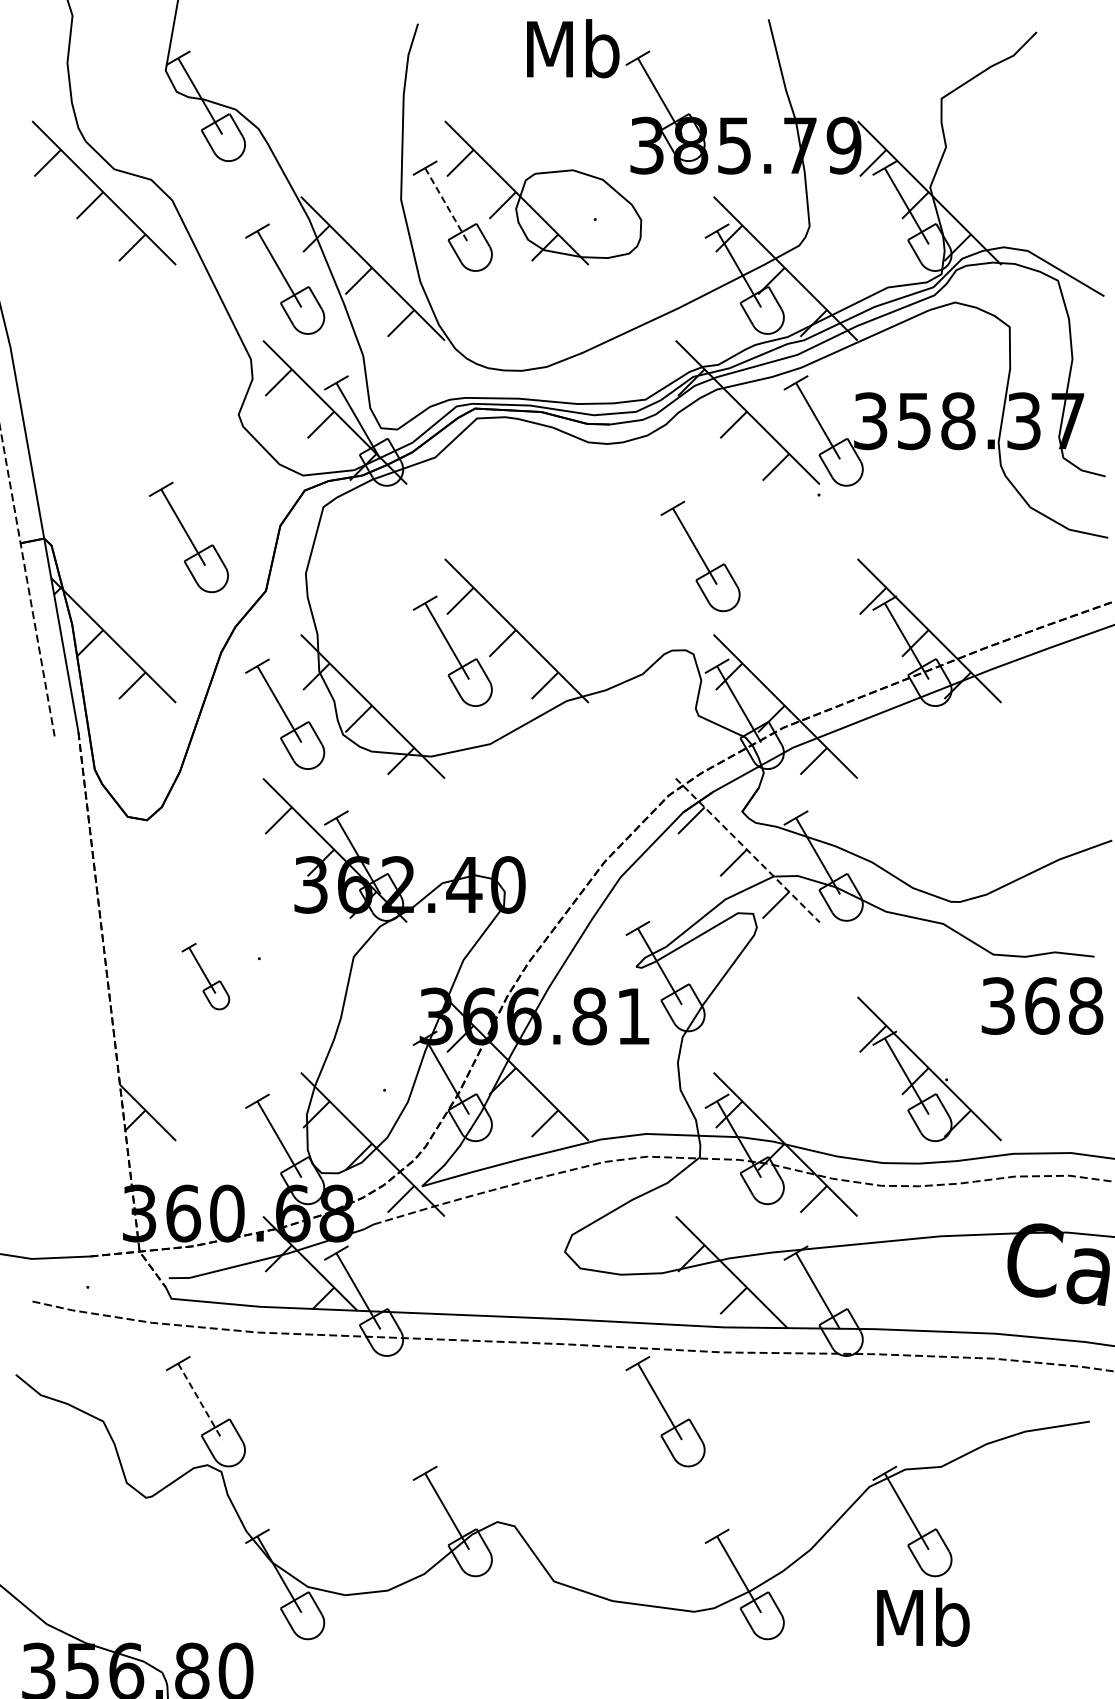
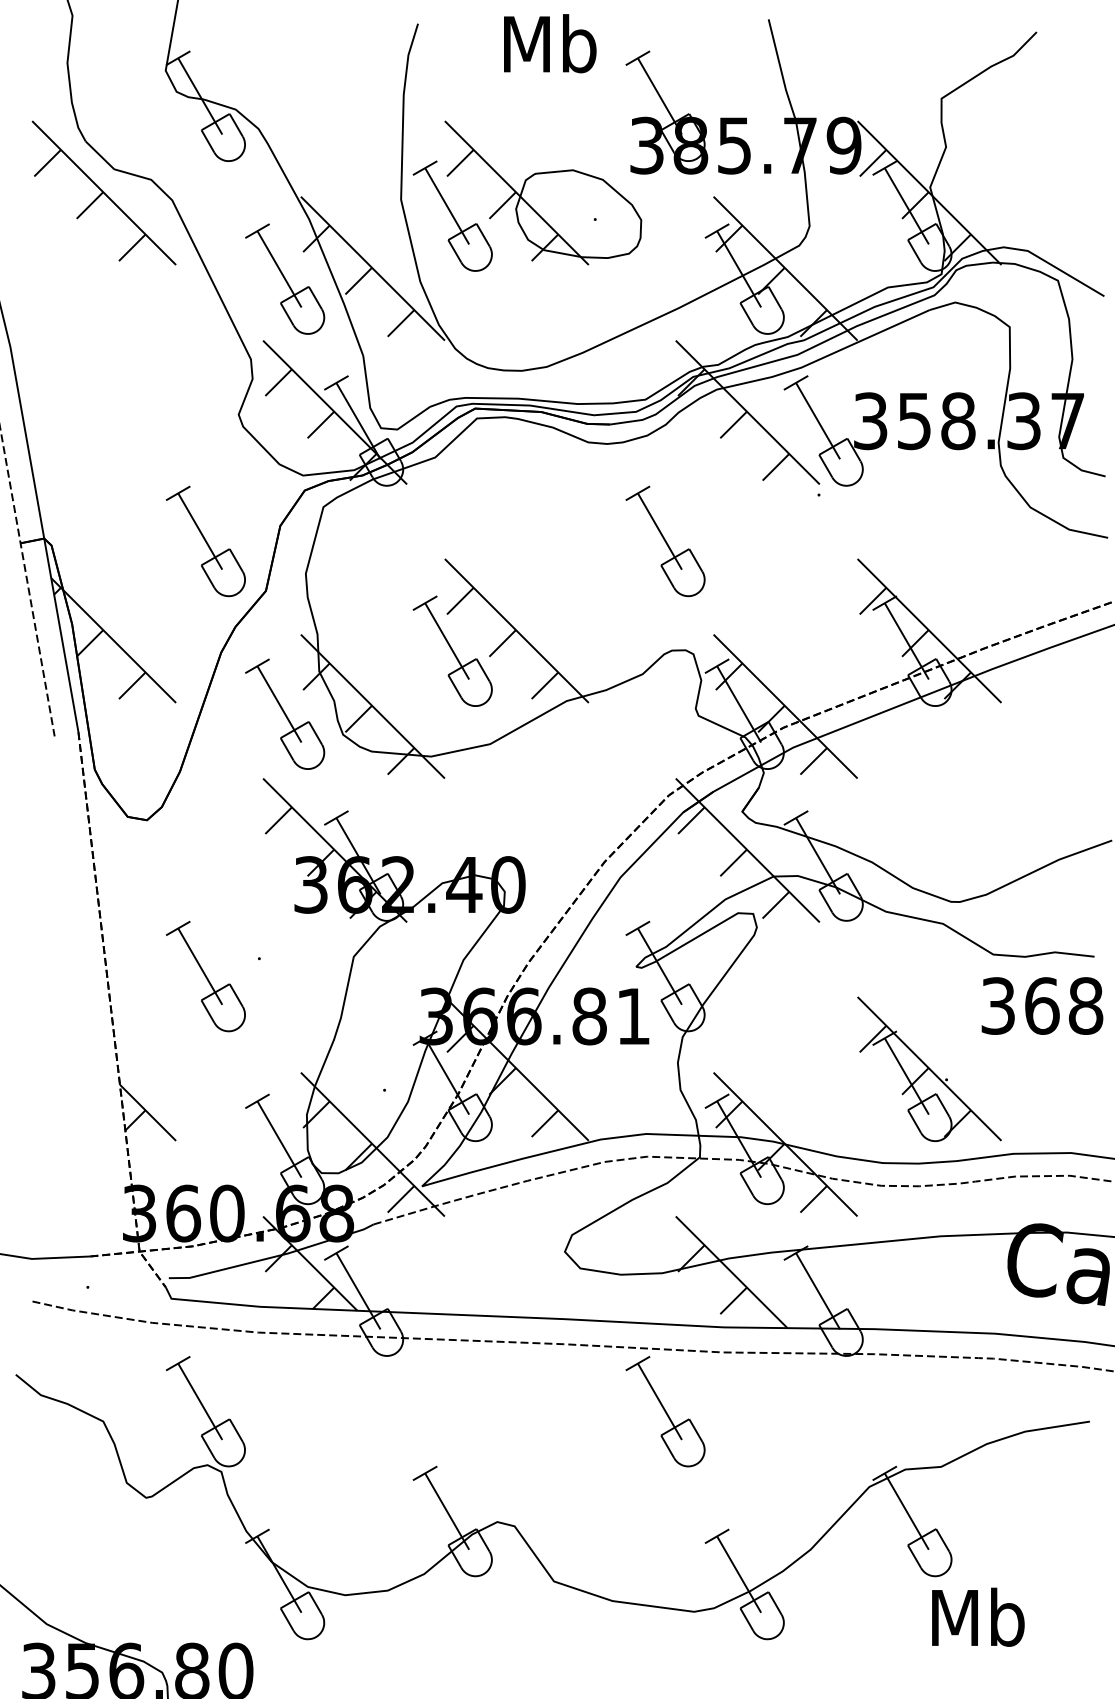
text position: (573, 48) -> (550, 43) (550, 43)
line: dashed -> solid (447, 206)
part position: (188, 537) -> (205, 541) (205, 541)
part position: (700, 556) -> (665, 541) (665, 541)
line: dashed -> solid (747, 850)
part size: 50x69 px -> 81x113 px (205, 976)
line: dashed -> solid (200, 1402)
text position: (923, 1616) -> (978, 1616) (978, 1616)
